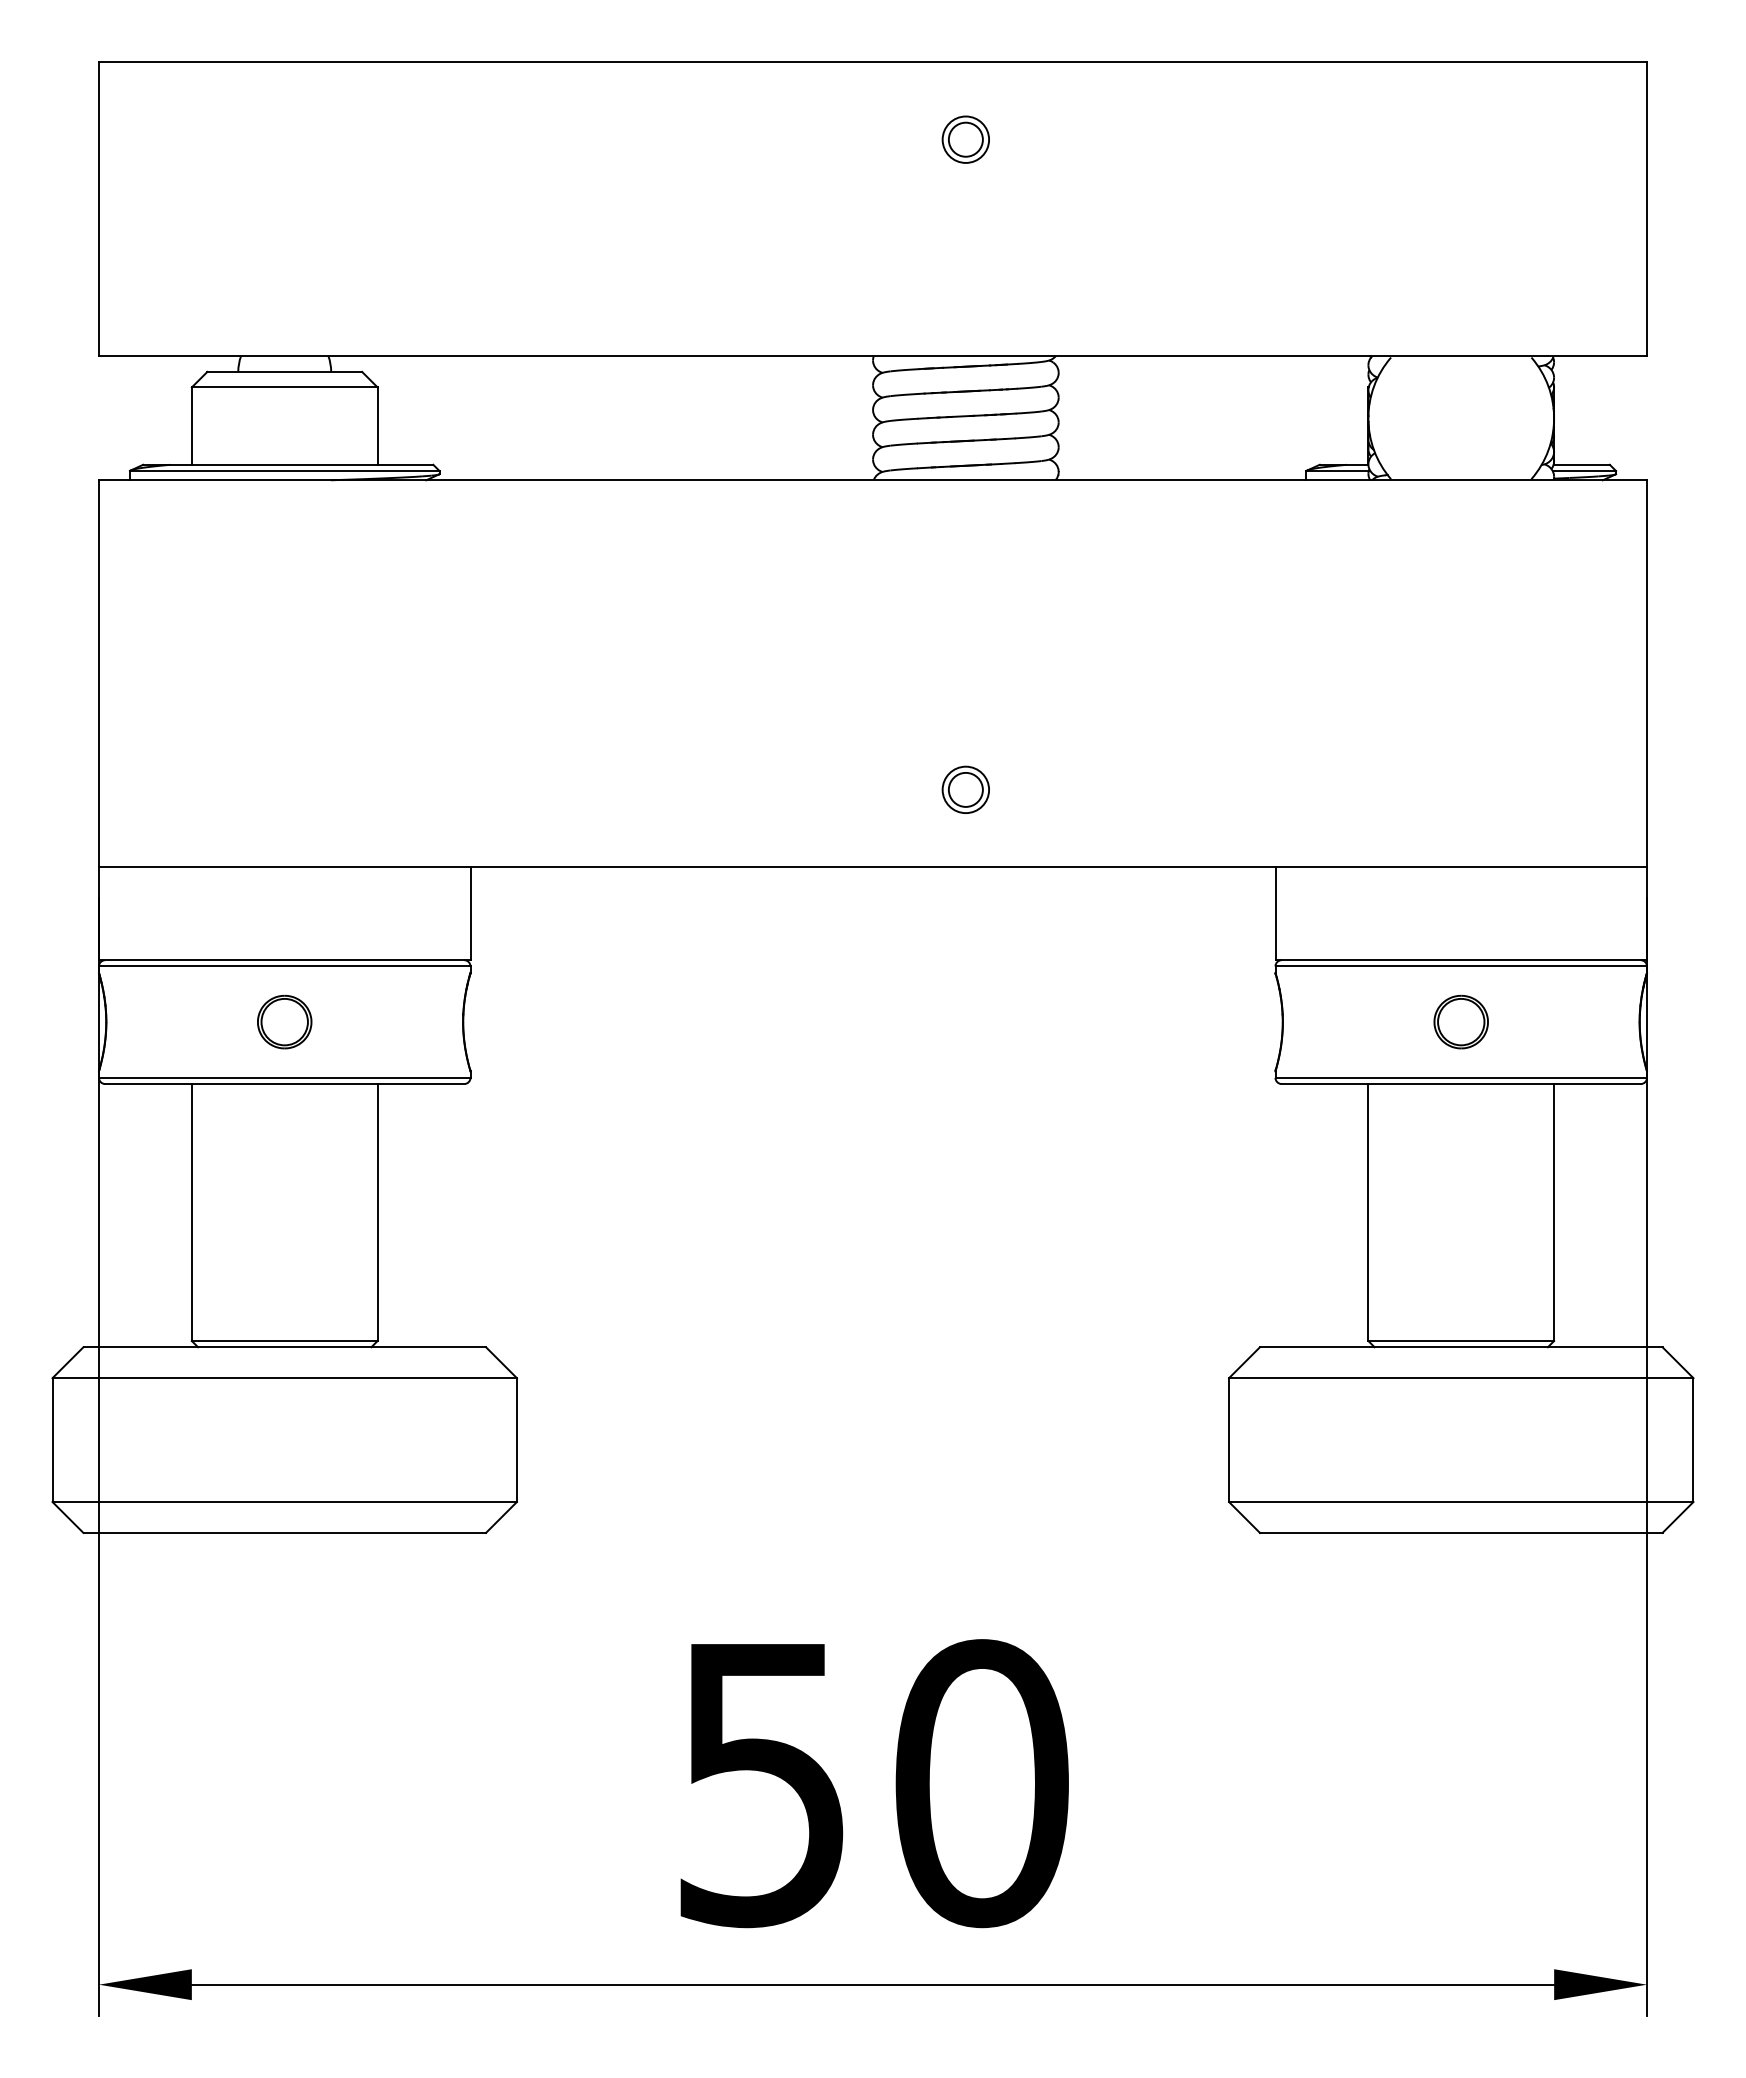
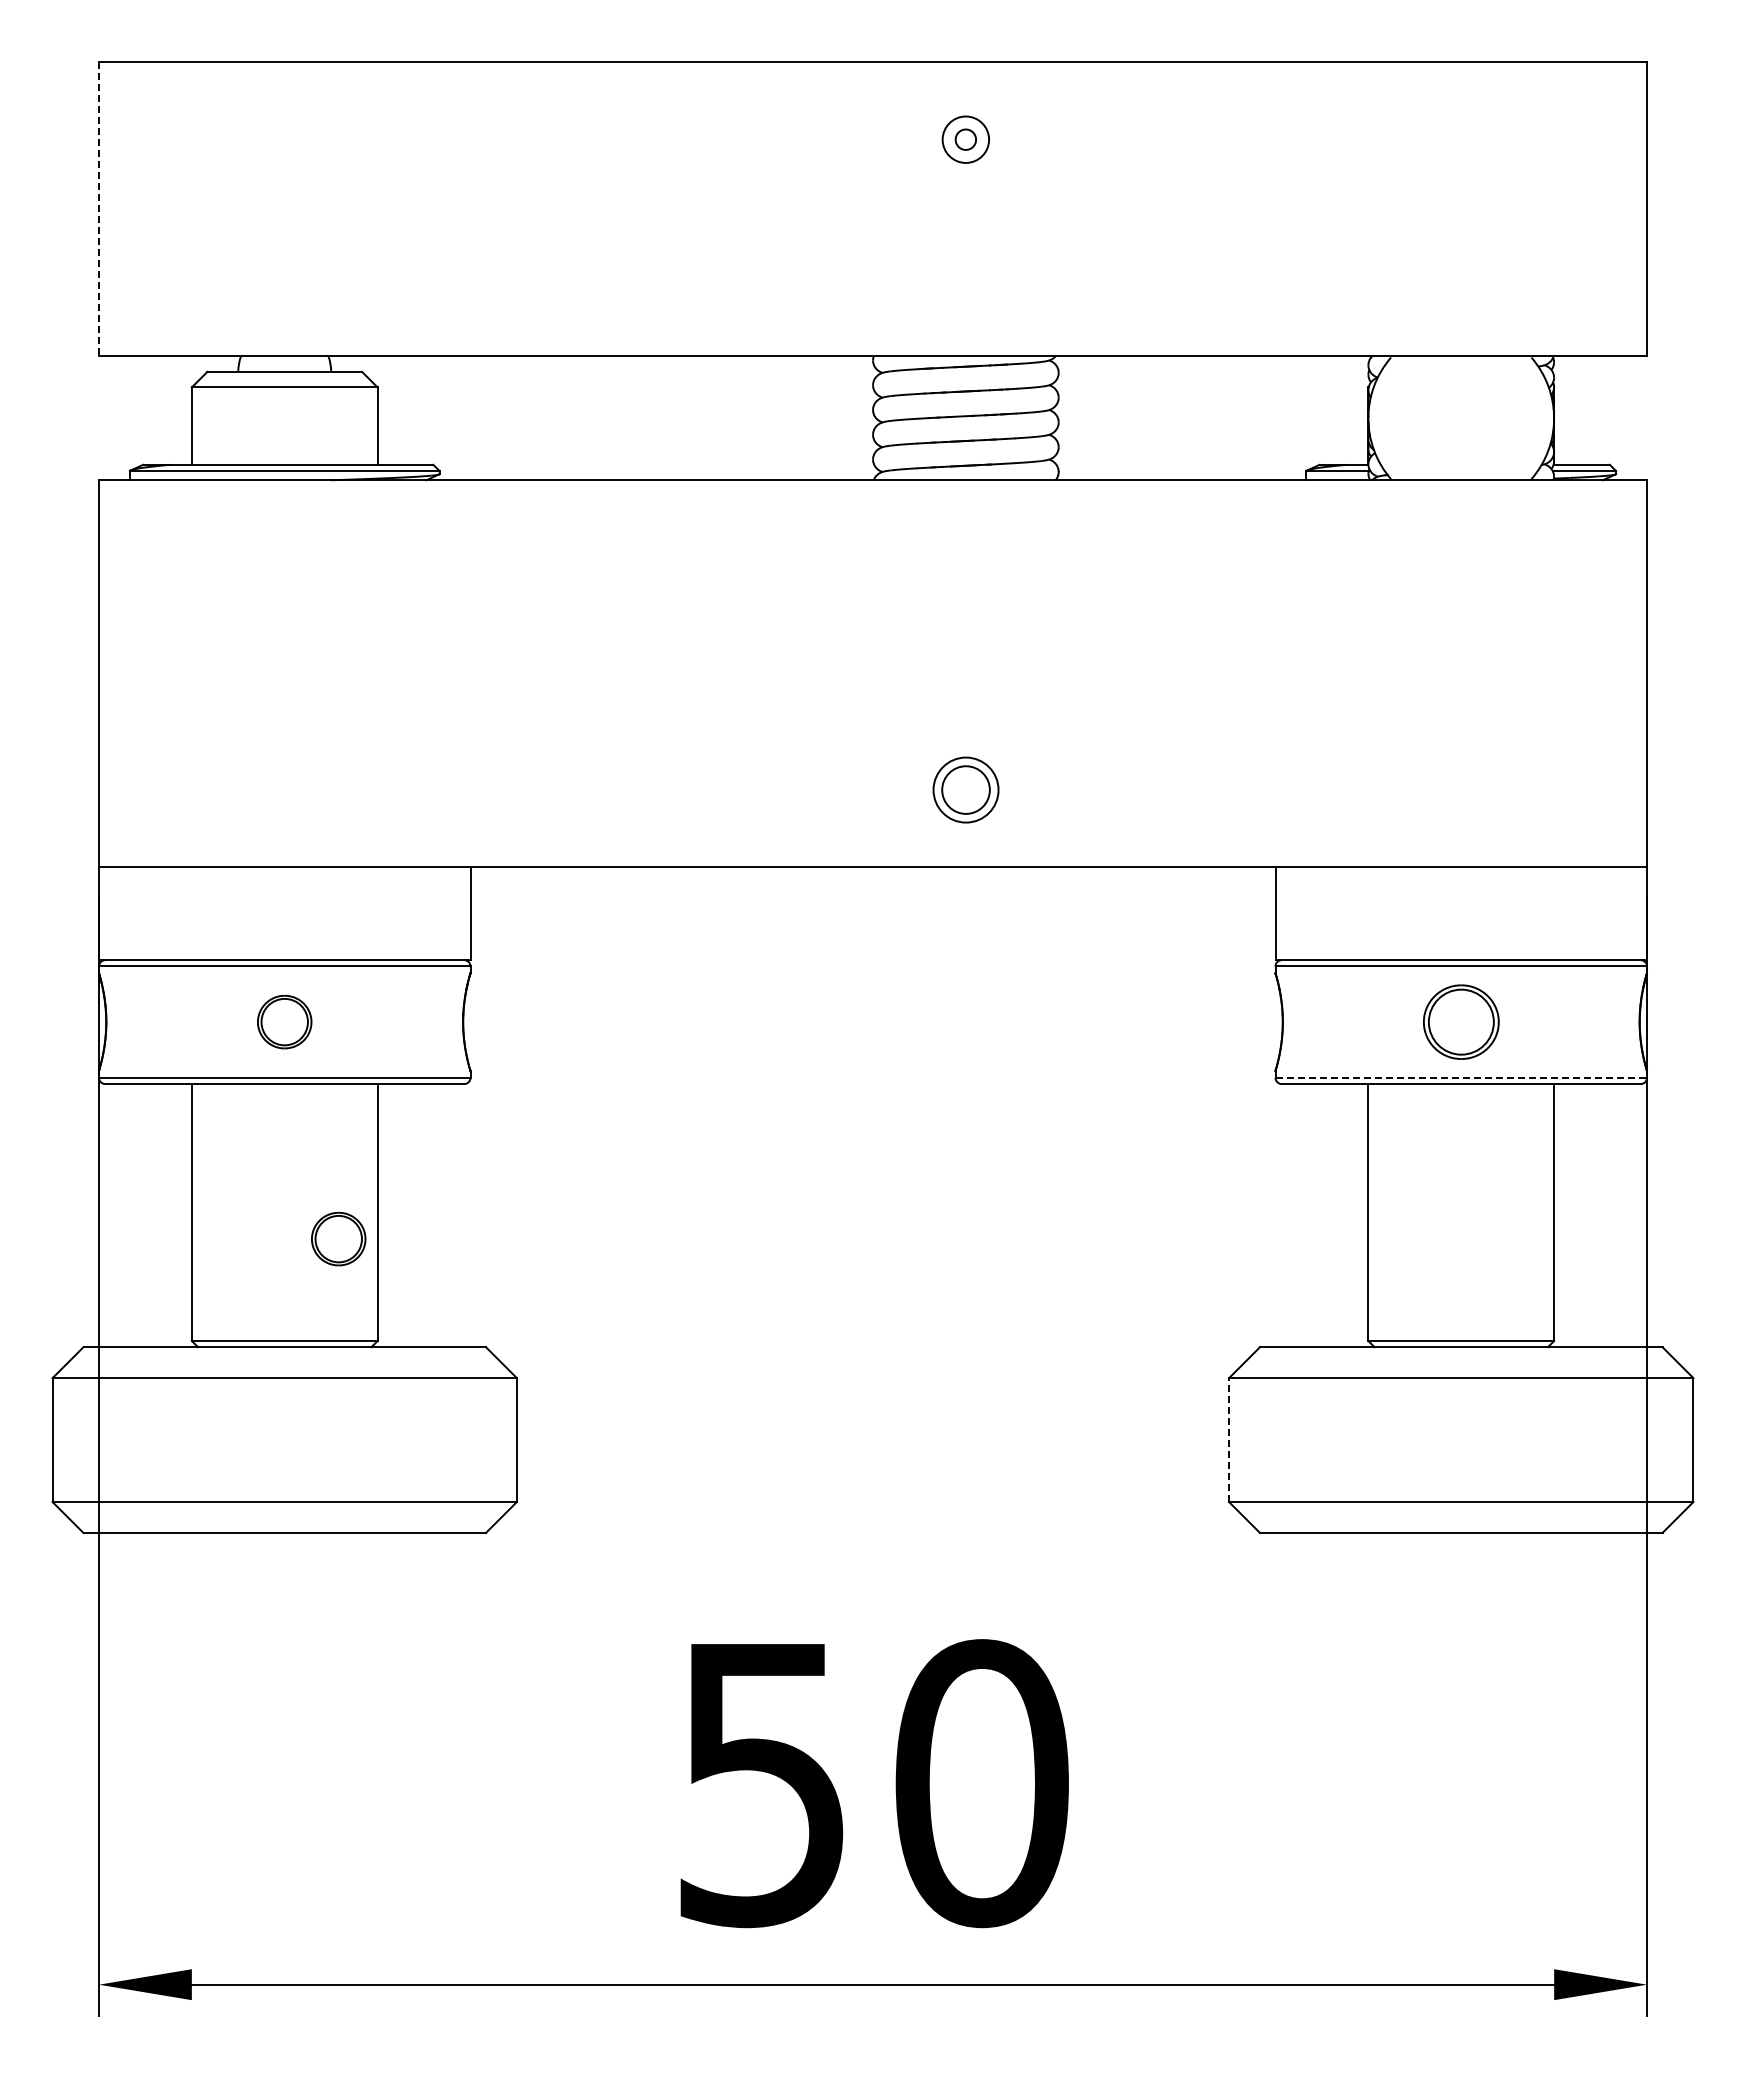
circle diameter: 34 px -> 20 px (965, 139)
line: solid -> dashed (98, 209)
part size: 49x49 px -> 68x68 px (965, 789)
part size: 56x56 px -> 77x76 px (1461, 1021)
line: solid -> dashed (1461, 1077)
part: none -> present (338, 1238)
line: solid -> dashed (1229, 1440)
